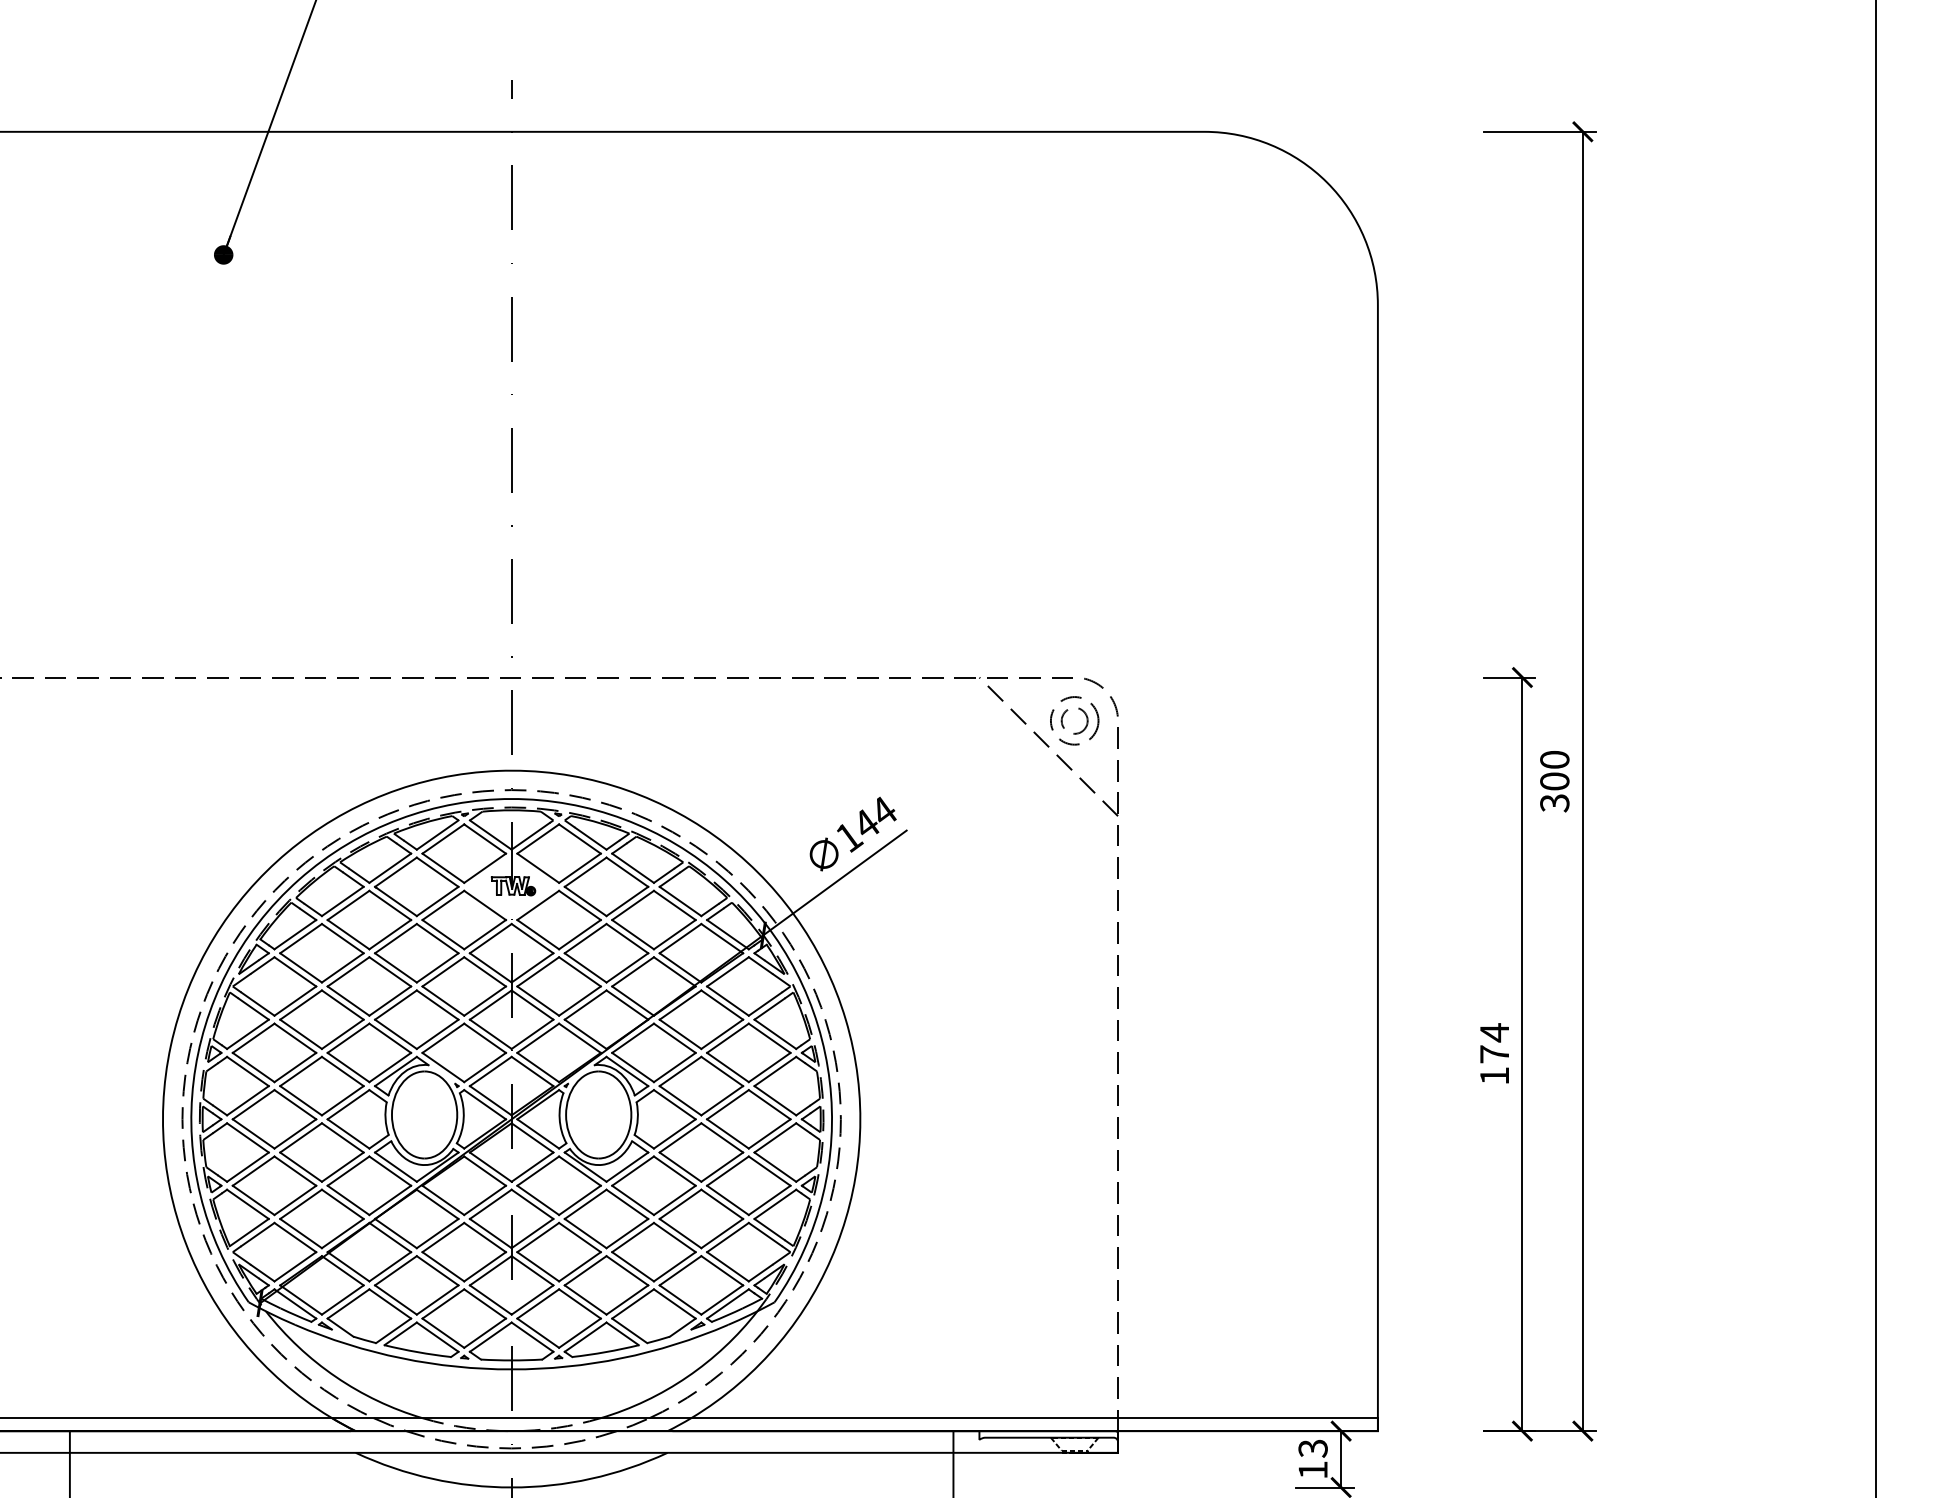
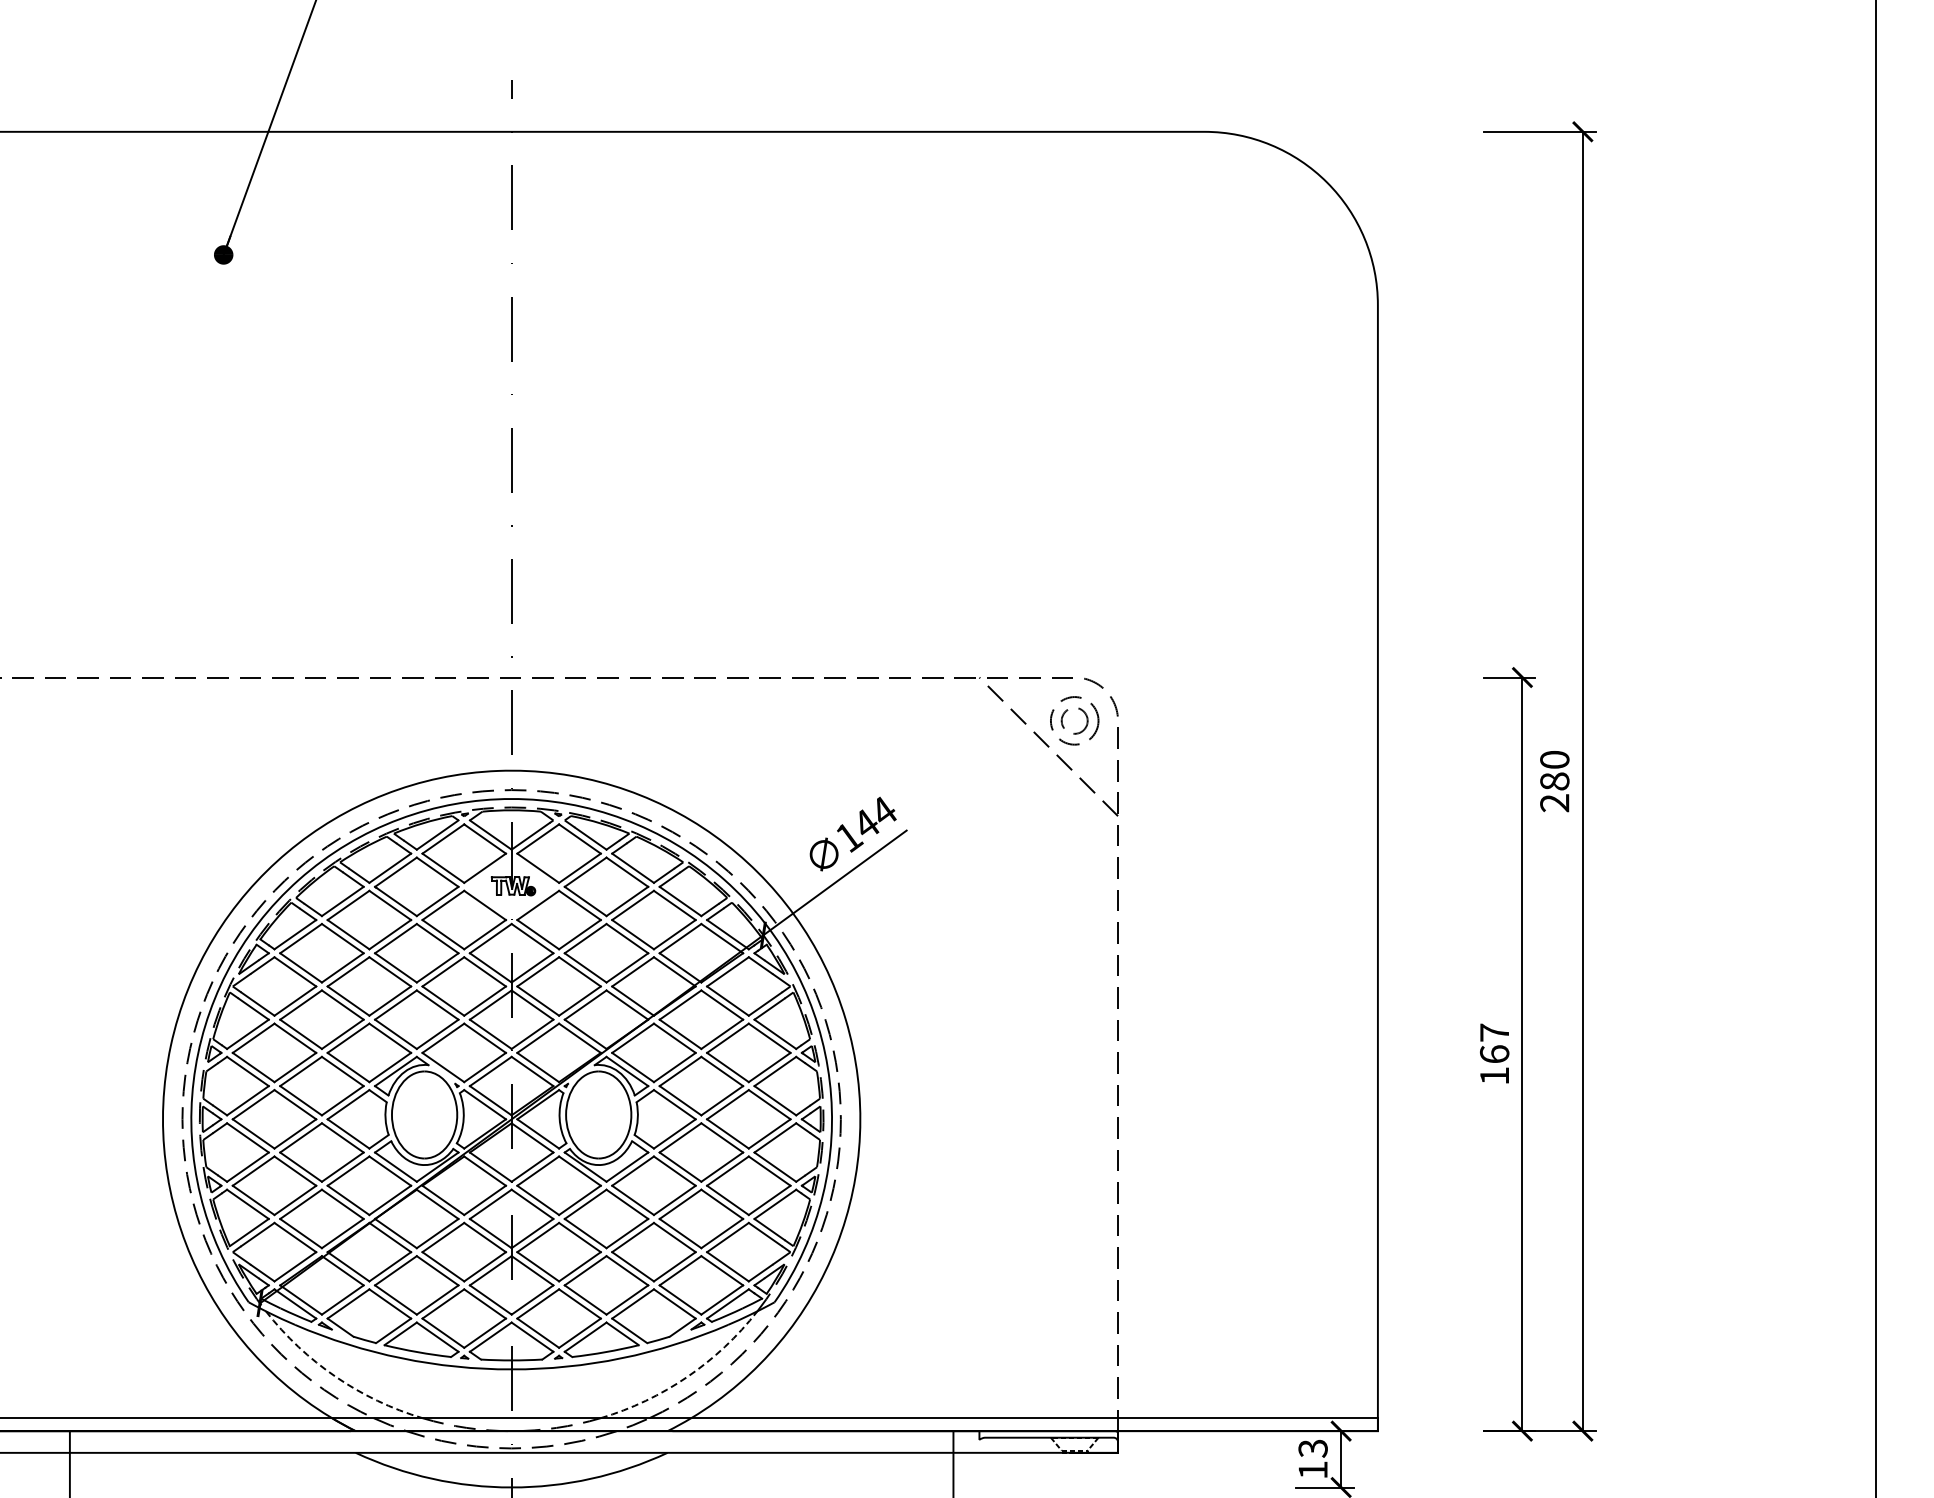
text: 300 -> 280 (1554, 792)
text: 174 -> 167 (1494, 1043)
arc: solid -> dashed (335, 1376)
arc: solid -> dashed (687, 1376)
